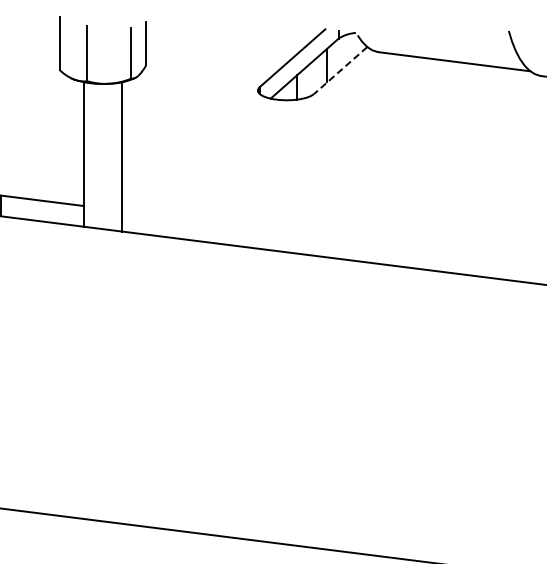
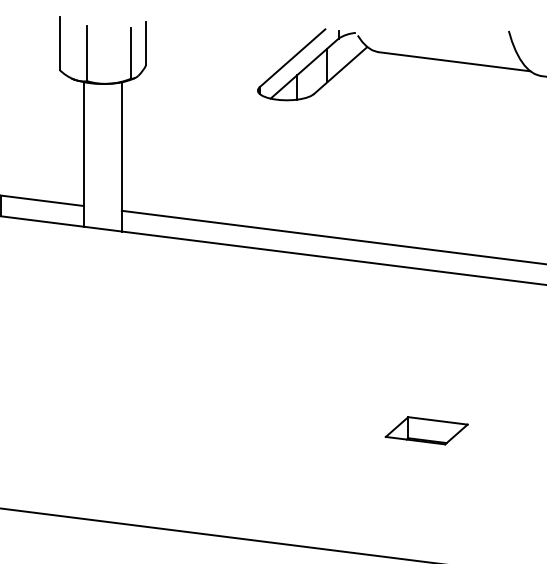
line: dashed -> solid (340, 70)
line: none -> present (332, 236)
part: none -> present (426, 430)
